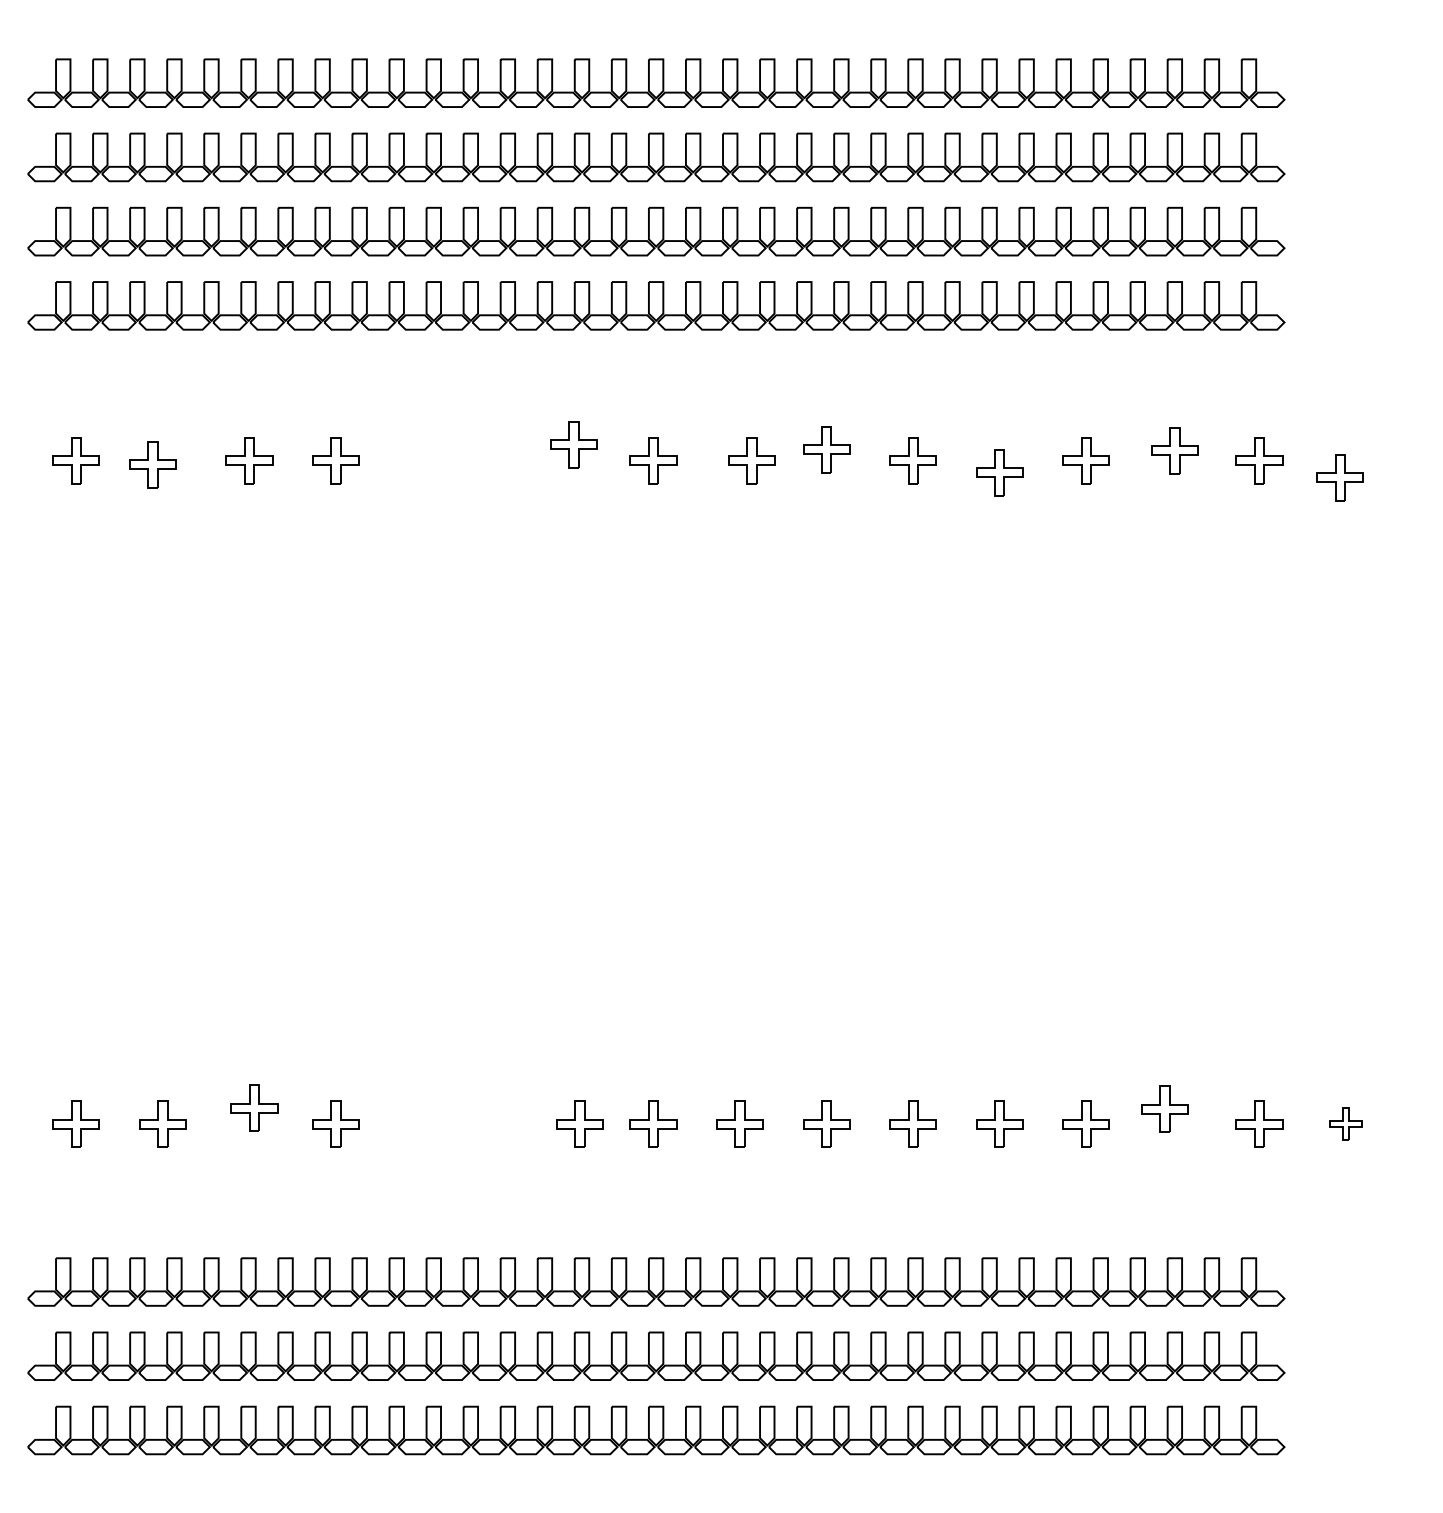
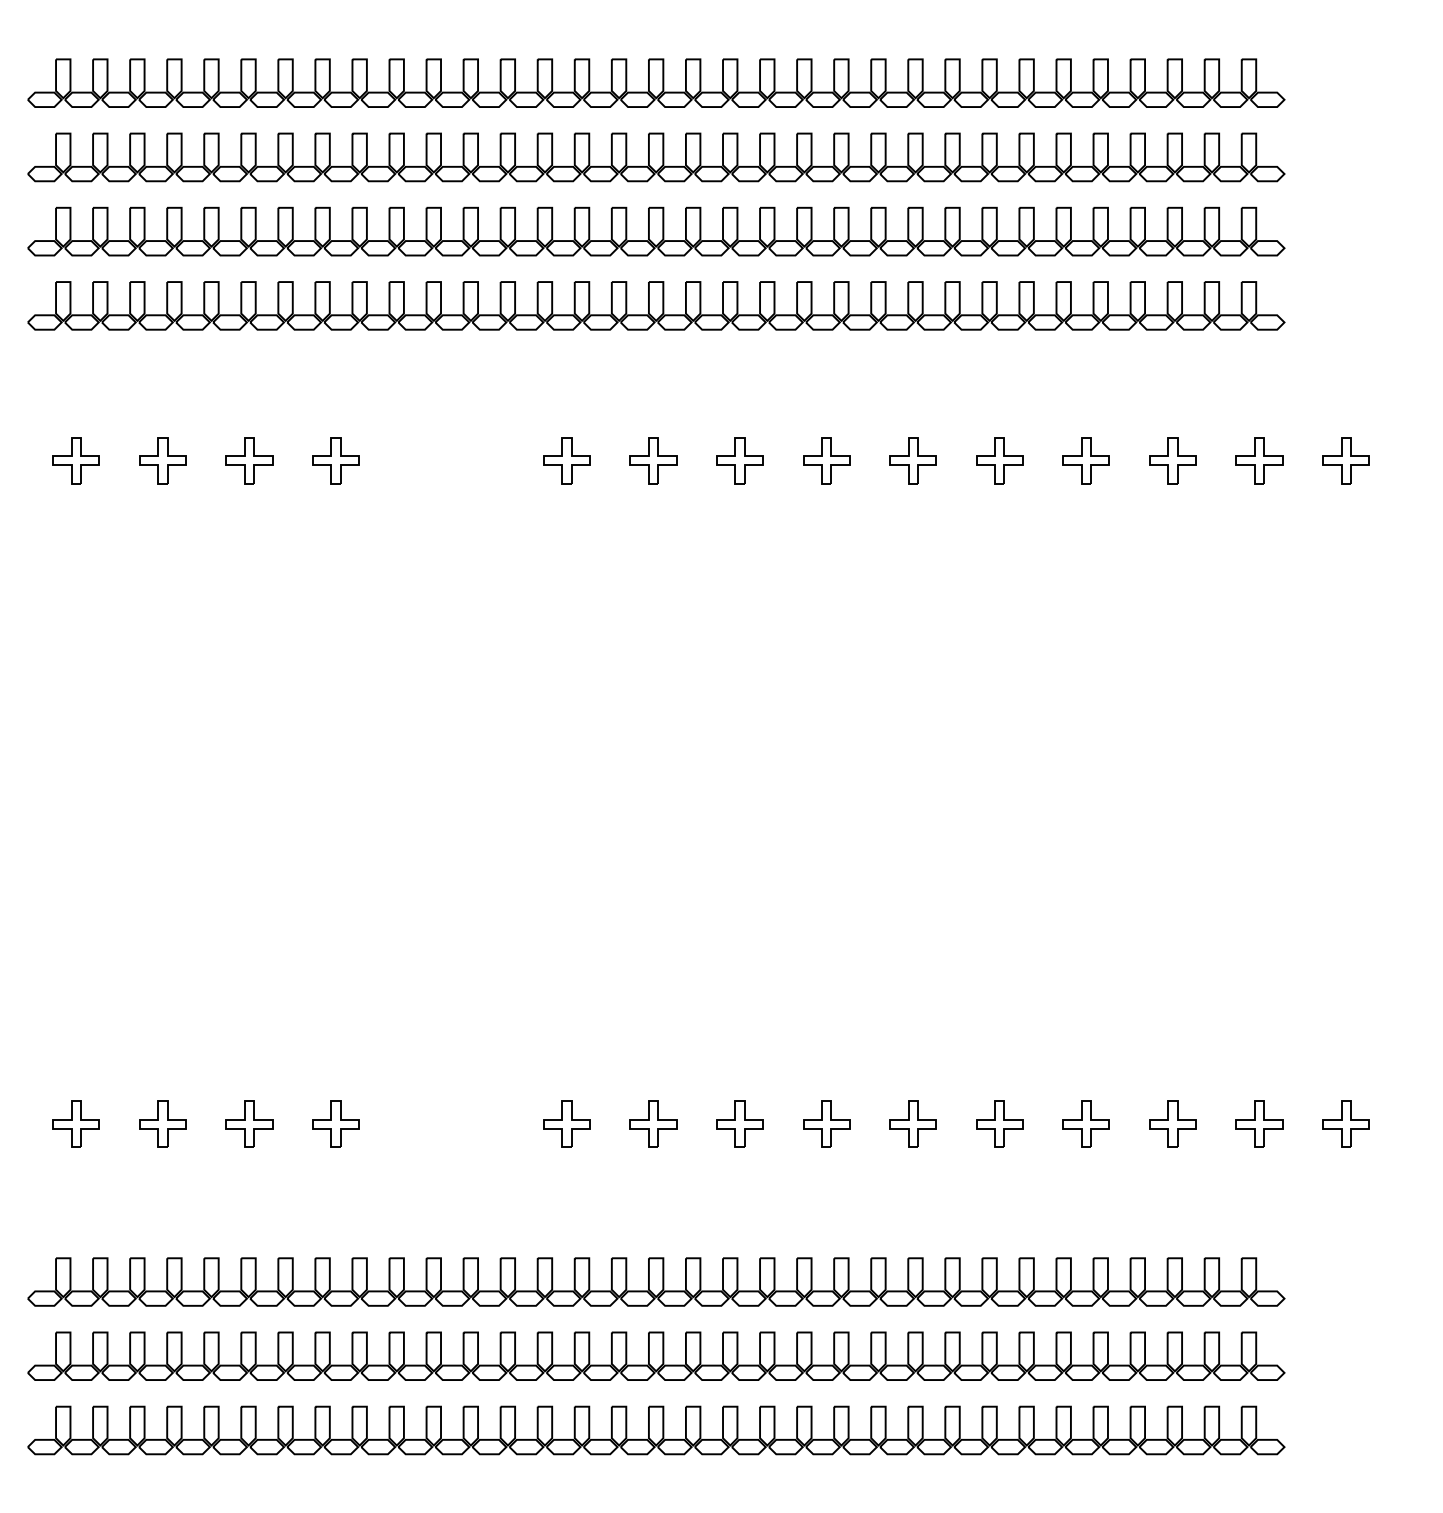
part position: (573, 444) -> (566, 460) (566, 460)
part position: (826, 449) -> (826, 460) (826, 460)
part position: (1174, 450) -> (1172, 460) (1172, 460)
part position: (751, 460) -> (739, 460) (739, 460)
part position: (152, 464) -> (162, 460) (162, 460)
part position: (999, 472) -> (999, 460) (999, 460)
part position: (1339, 477) -> (1345, 460) (1345, 460)
part position: (254, 1107) -> (249, 1123) (249, 1123)
part position: (1164, 1108) -> (1172, 1123) (1172, 1123)
part position: (579, 1123) -> (566, 1123) (566, 1123)
part size: 34x34 px -> 48x48 px (1345, 1123)
